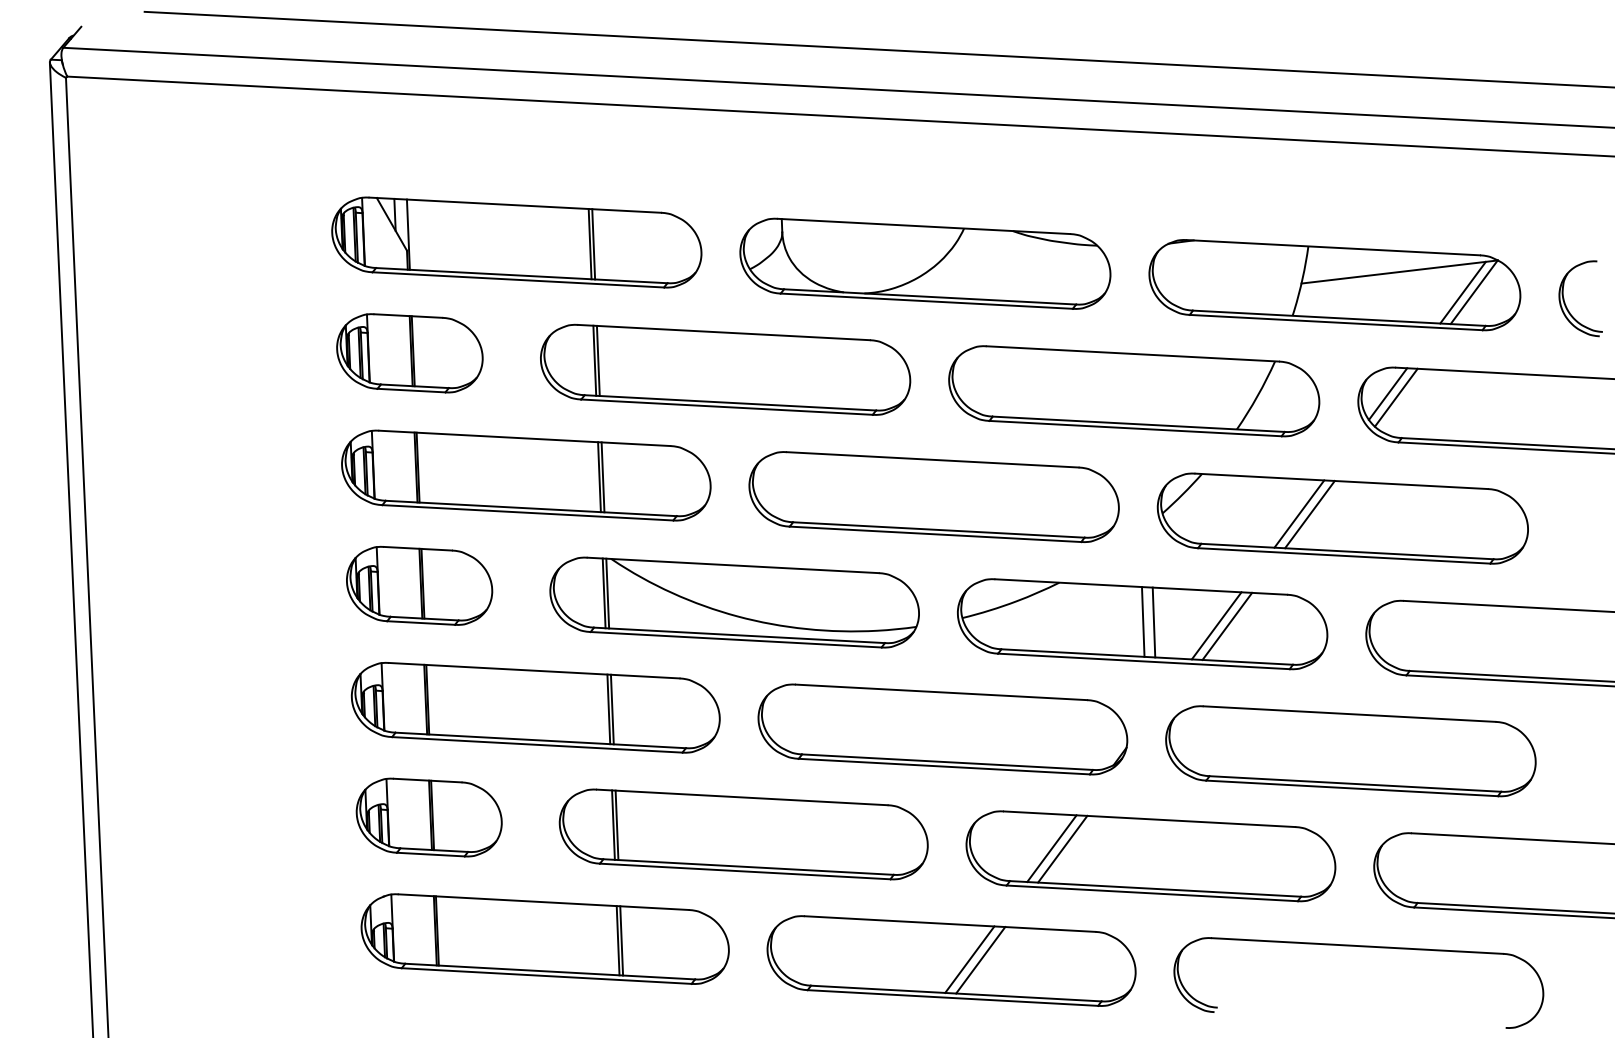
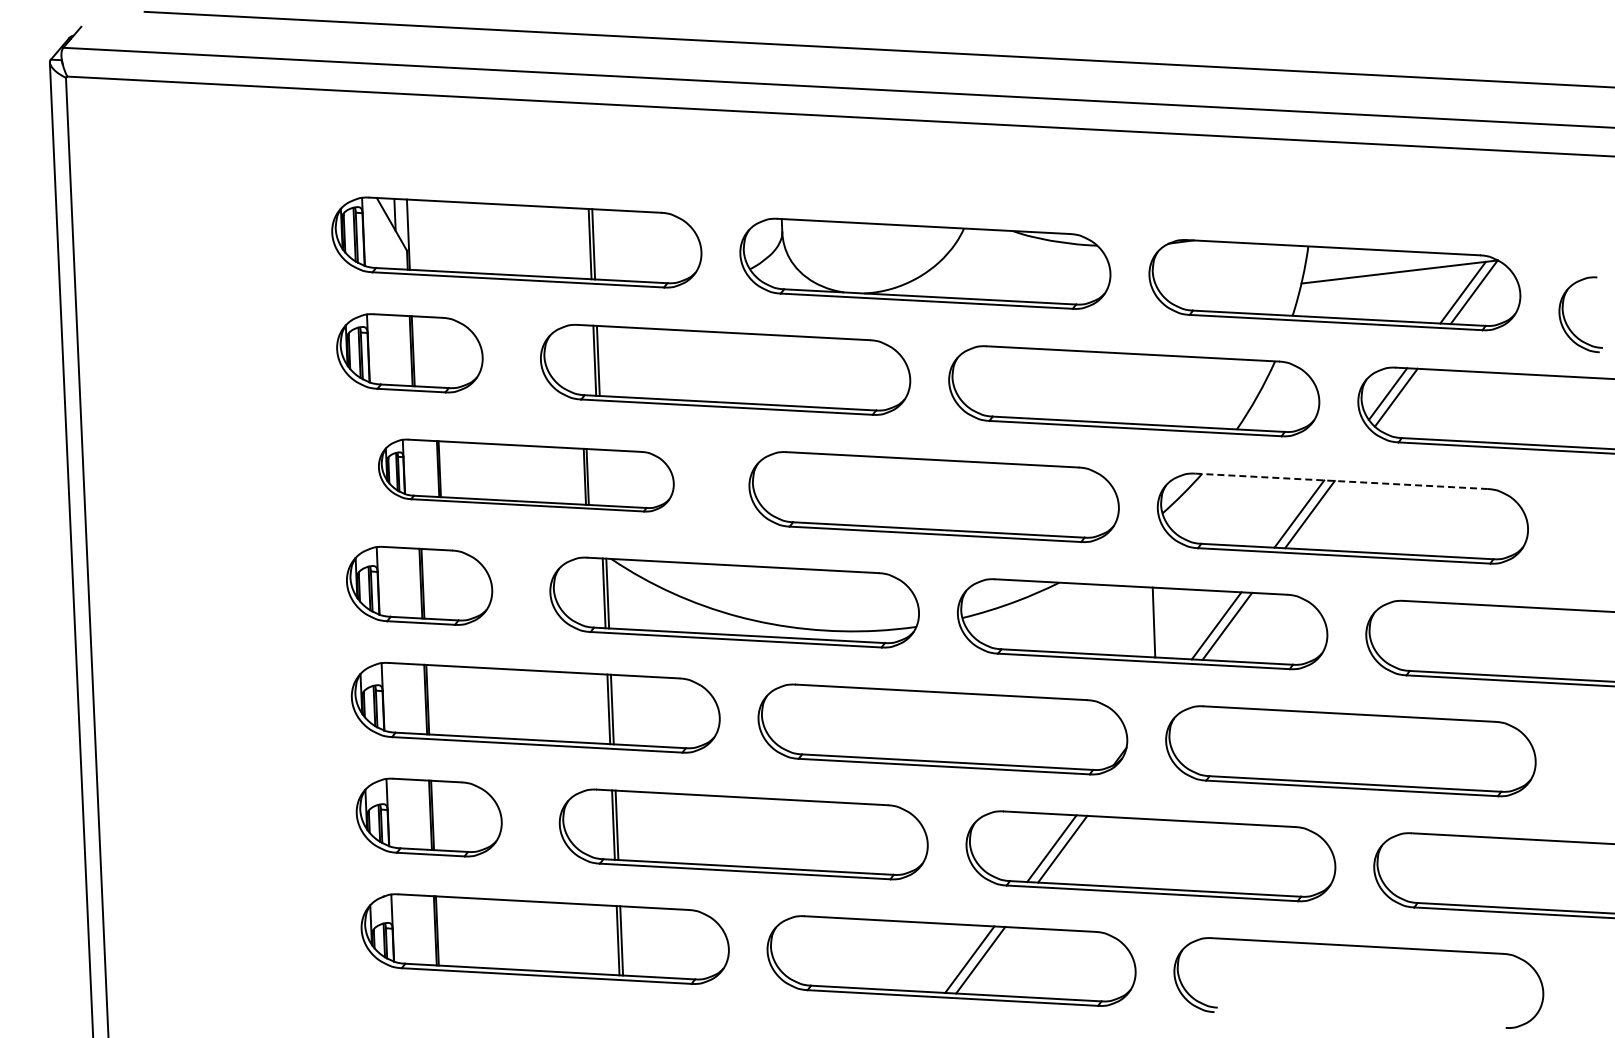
part position: (1565, 302) -> (1565, 318) (1565, 318)
part size: 371x93 px -> 297x75 px (526, 475)
line: solid -> dashed (1342, 481)
line: present -> none (1142, 621)
